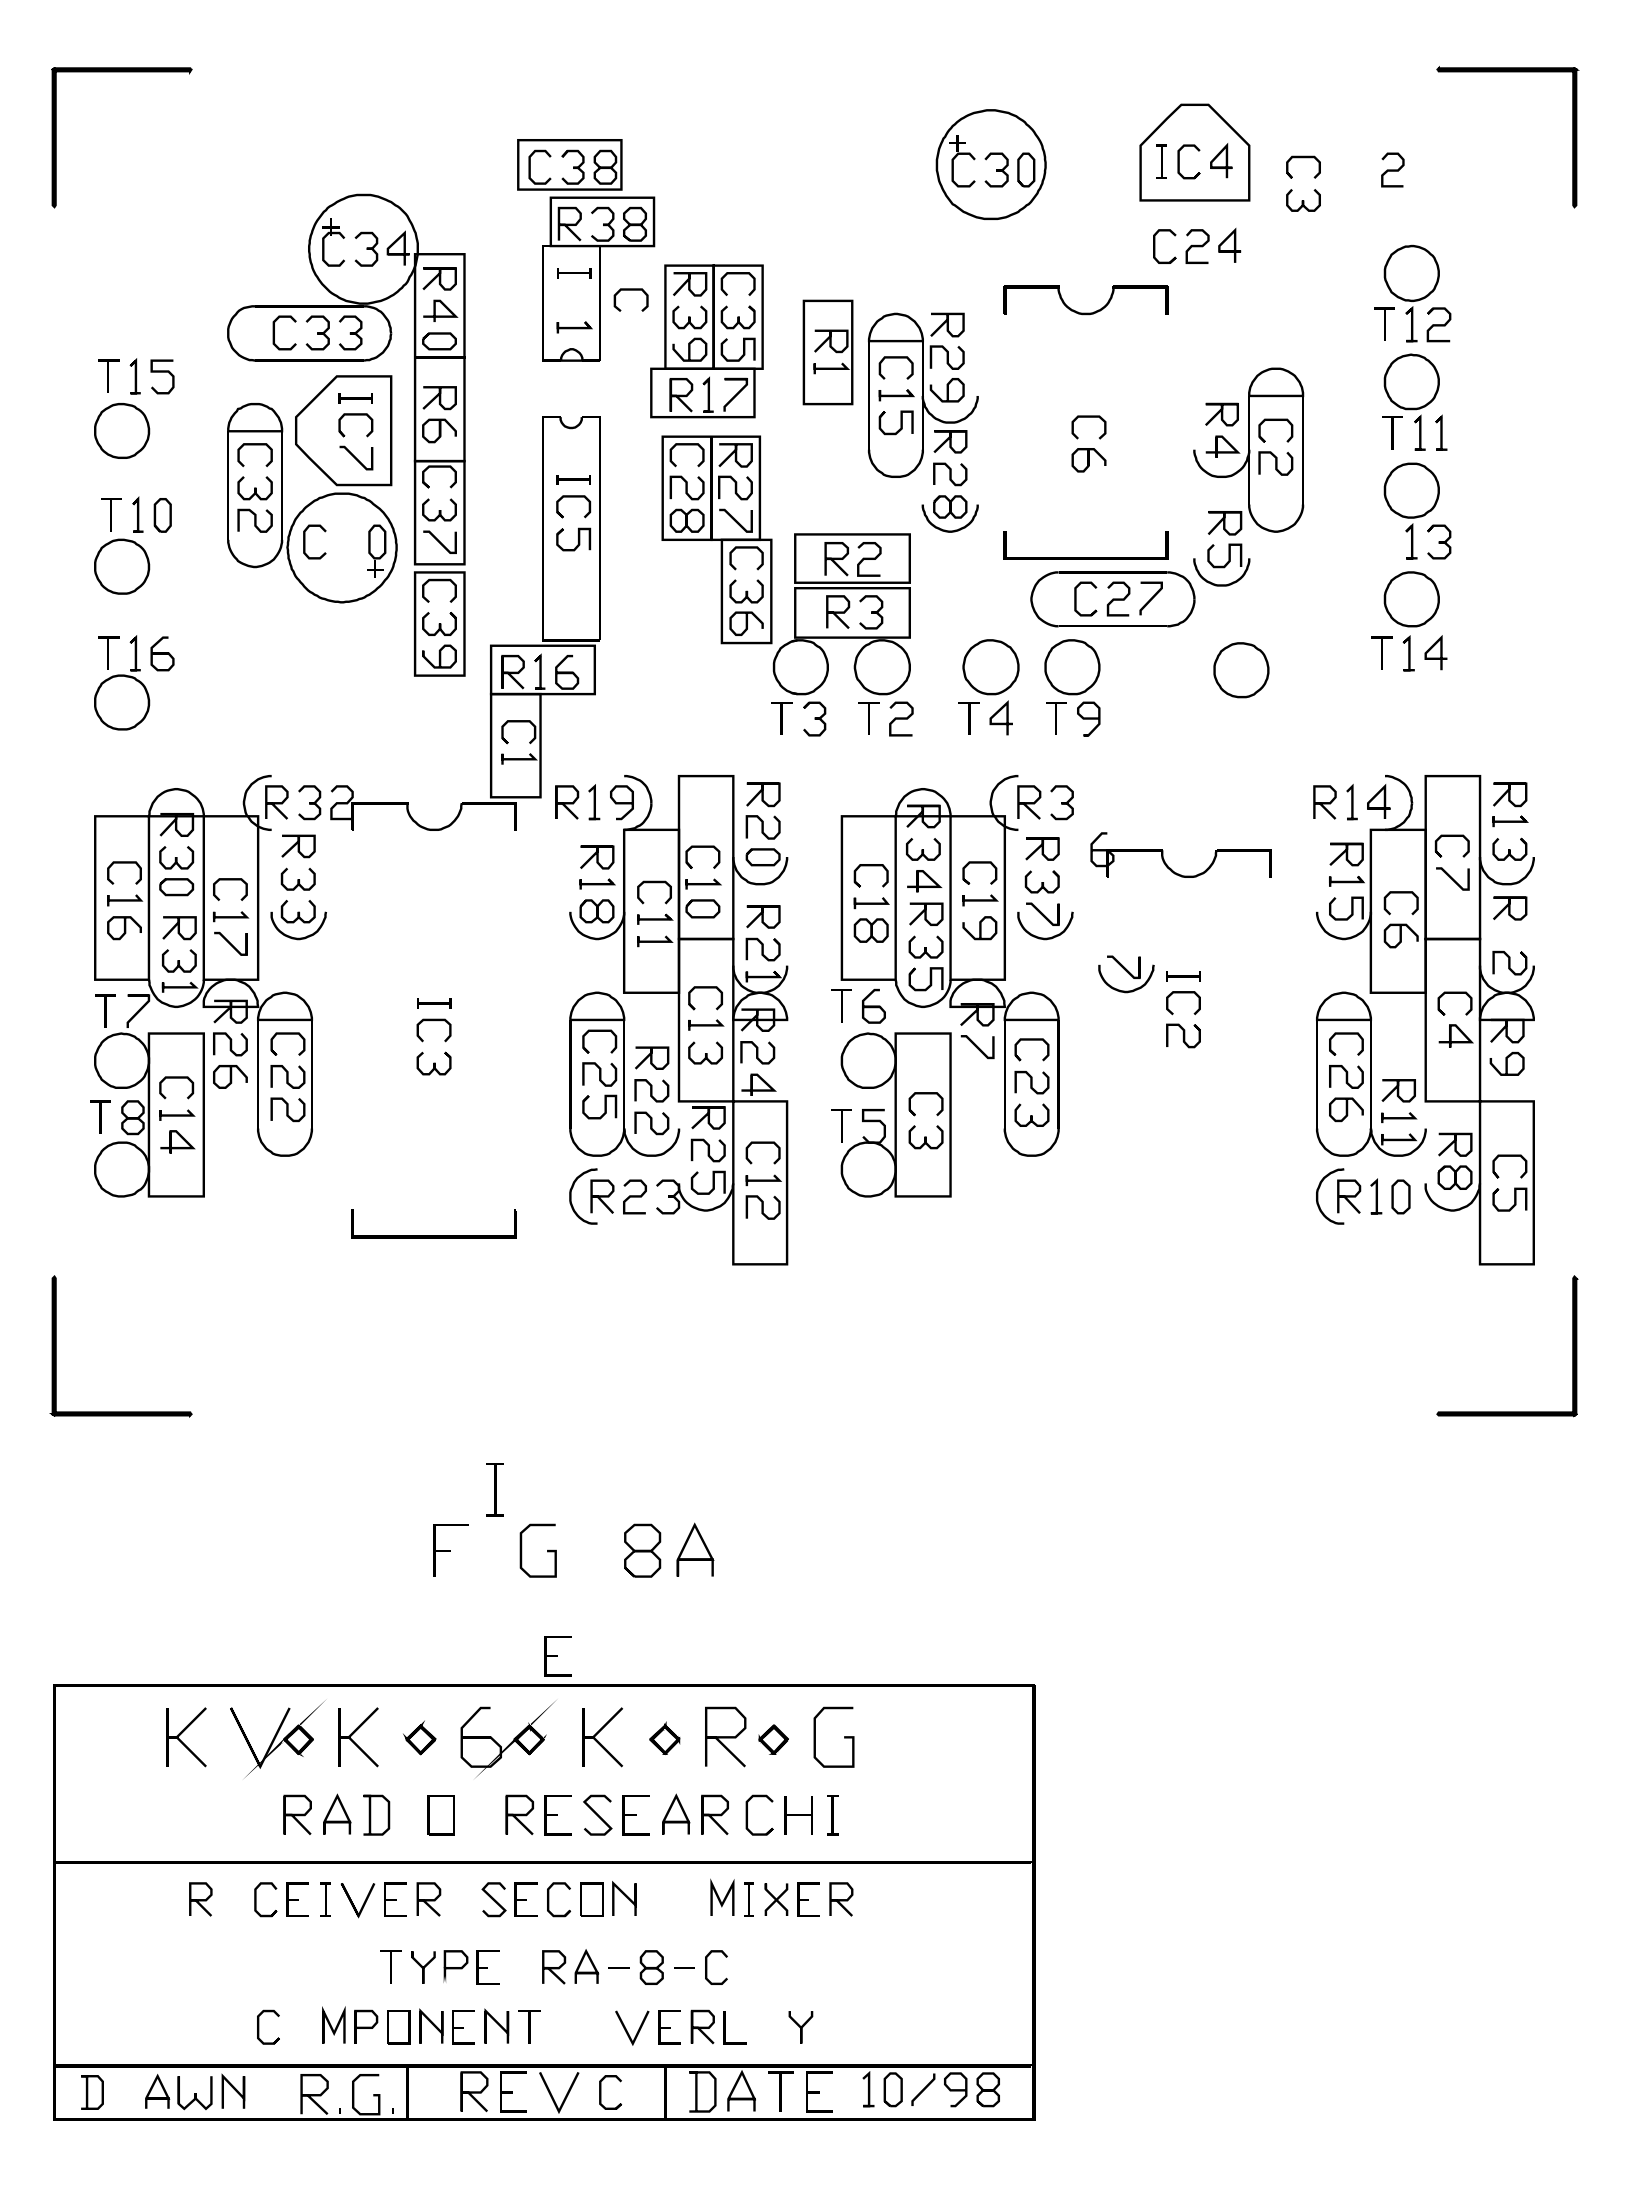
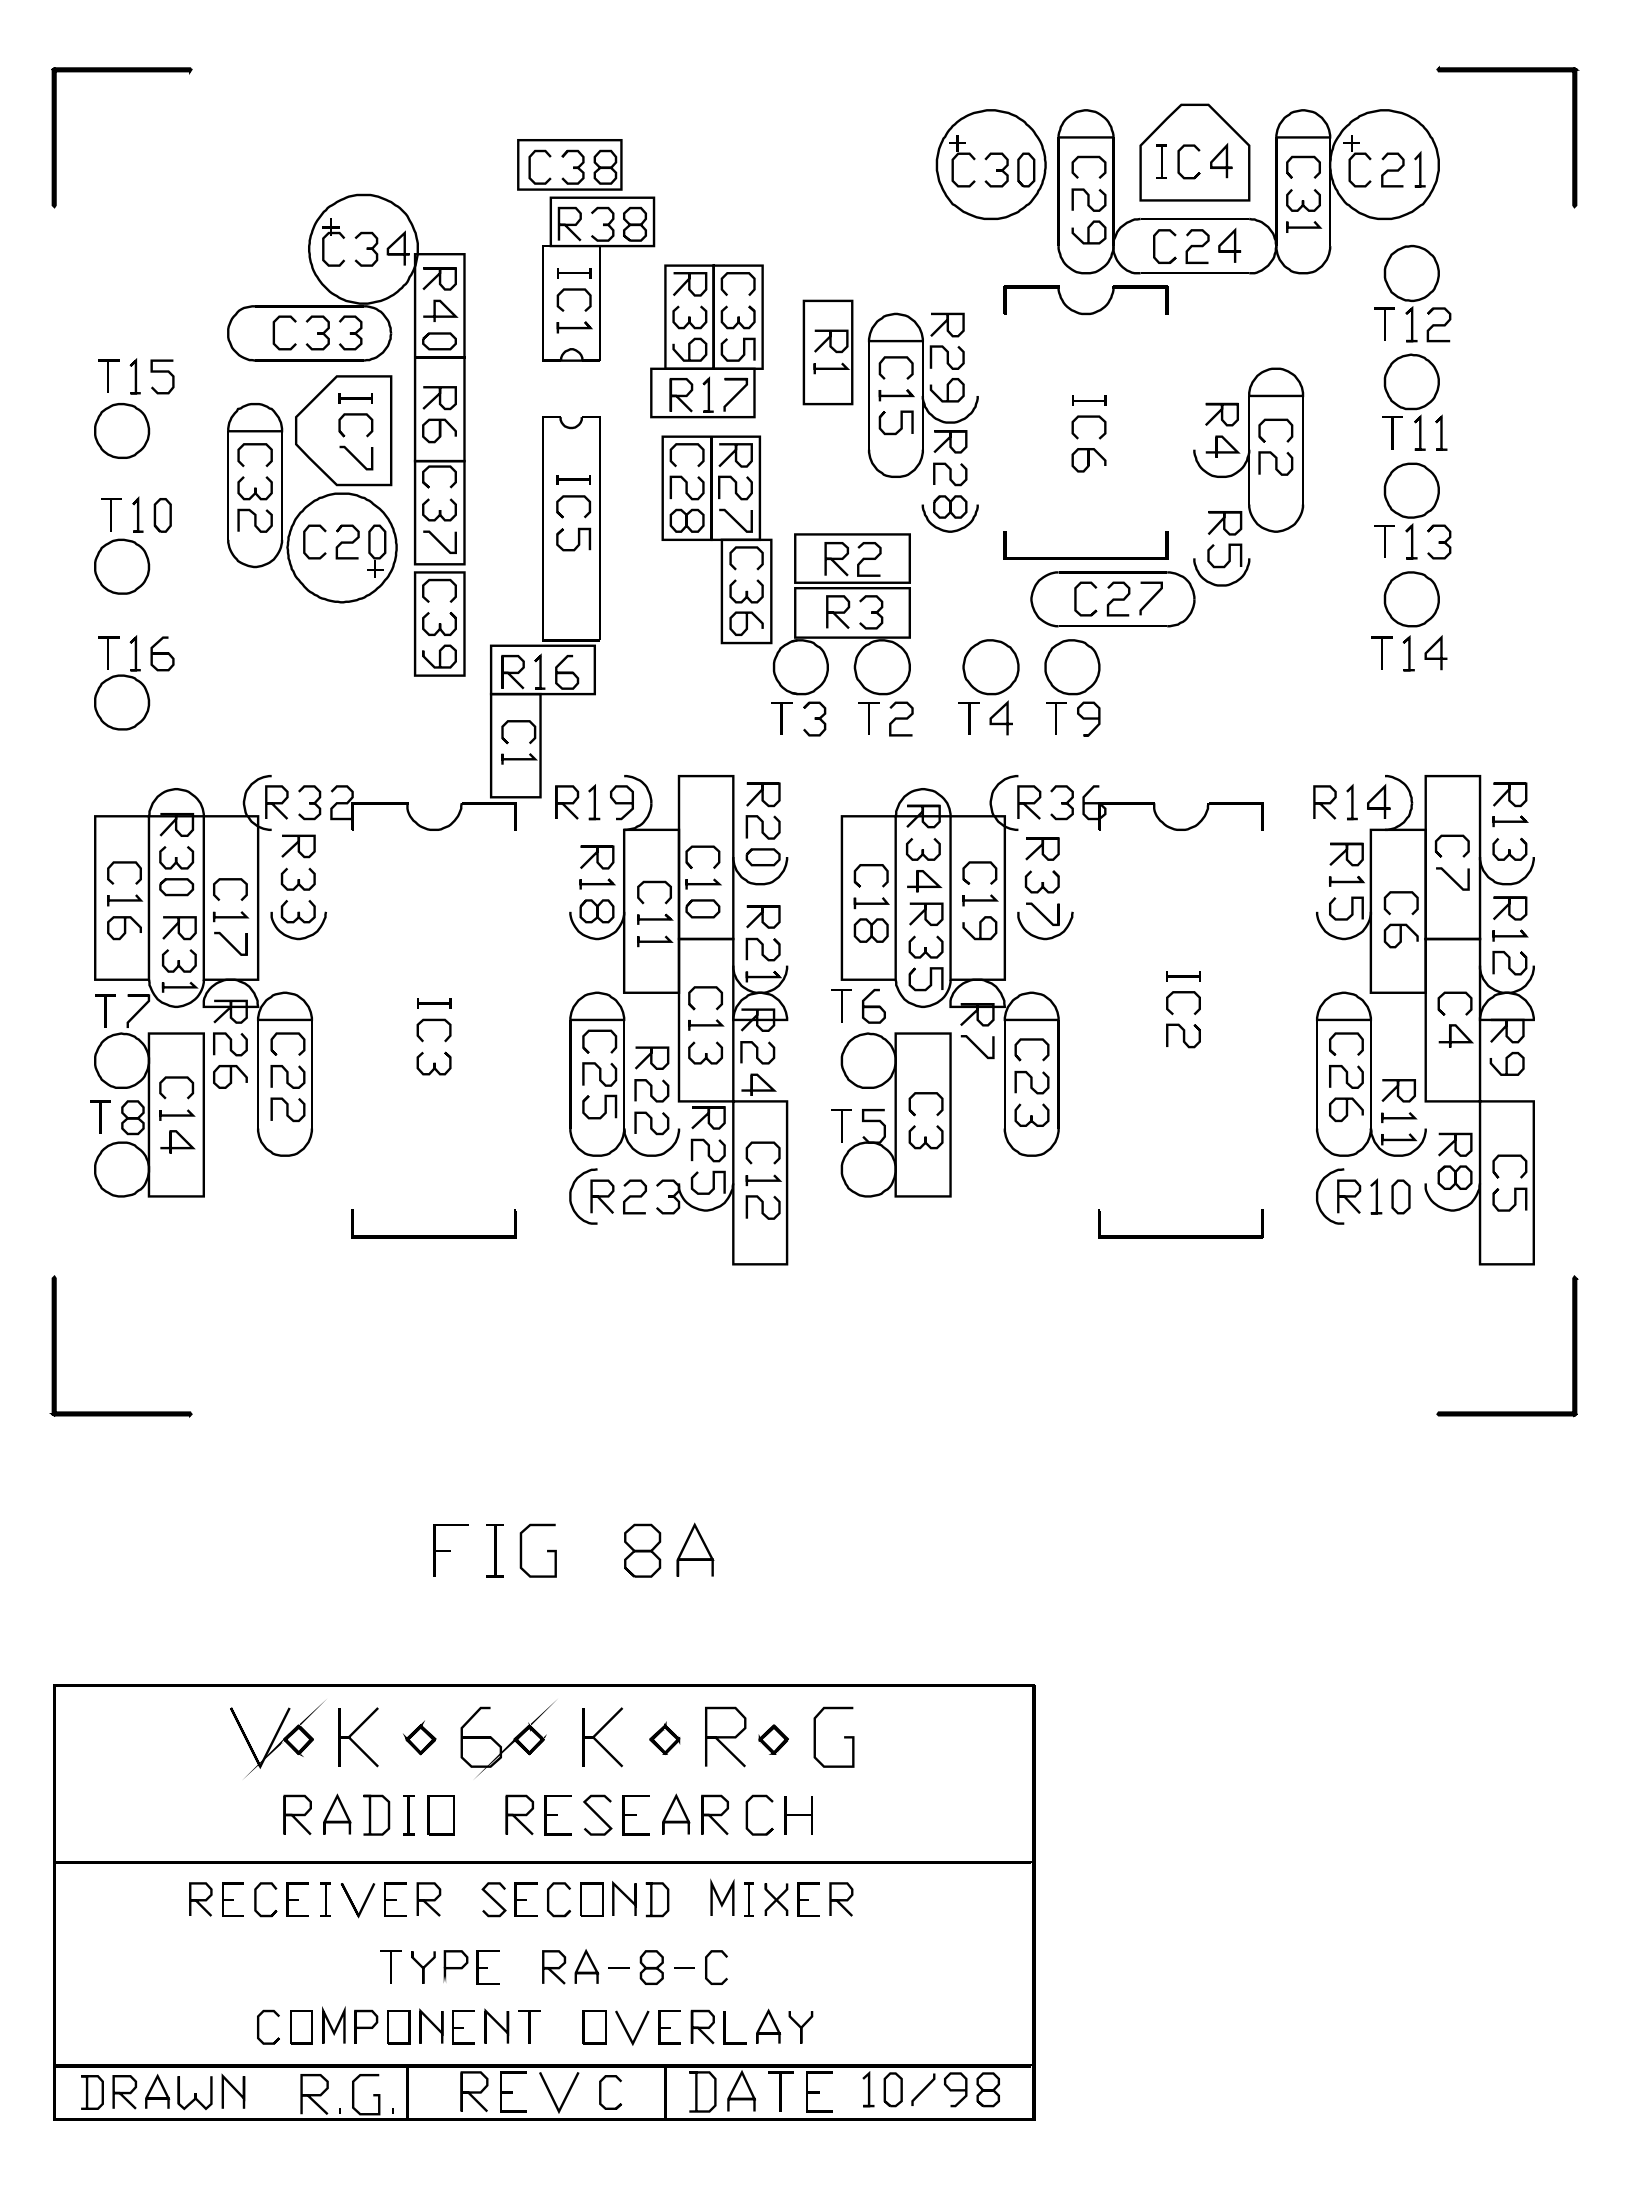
part: none -> present (1275, 191)
curve position: (630, 290) -> (573, 290) (573, 290)
curve: none -> present (1089, 400)
curve: none -> present (347, 541)
line: none -> present (1384, 541)
part: present -> none (1241, 670)
part position: (1168, 865) -> (1160, 818) (1160, 818)
curve: none -> present (1510, 935)
part: present -> none (1126, 974)
curve: none -> present (1180, 1235)
curve position: (494, 1489) -> (494, 1550) (494, 1550)
curve: present -> none (557, 1656)
part: present -> none (186, 1737)
curve position: (832, 1815) -> (408, 1815) (408, 1815)
curve: none -> present (232, 1899)
curve: none -> present (652, 1899)
curve: none -> present (772, 2022)
curve: none -> present (291, 2027)
curve: none -> present (584, 2027)
curve: none -> present (124, 2092)
